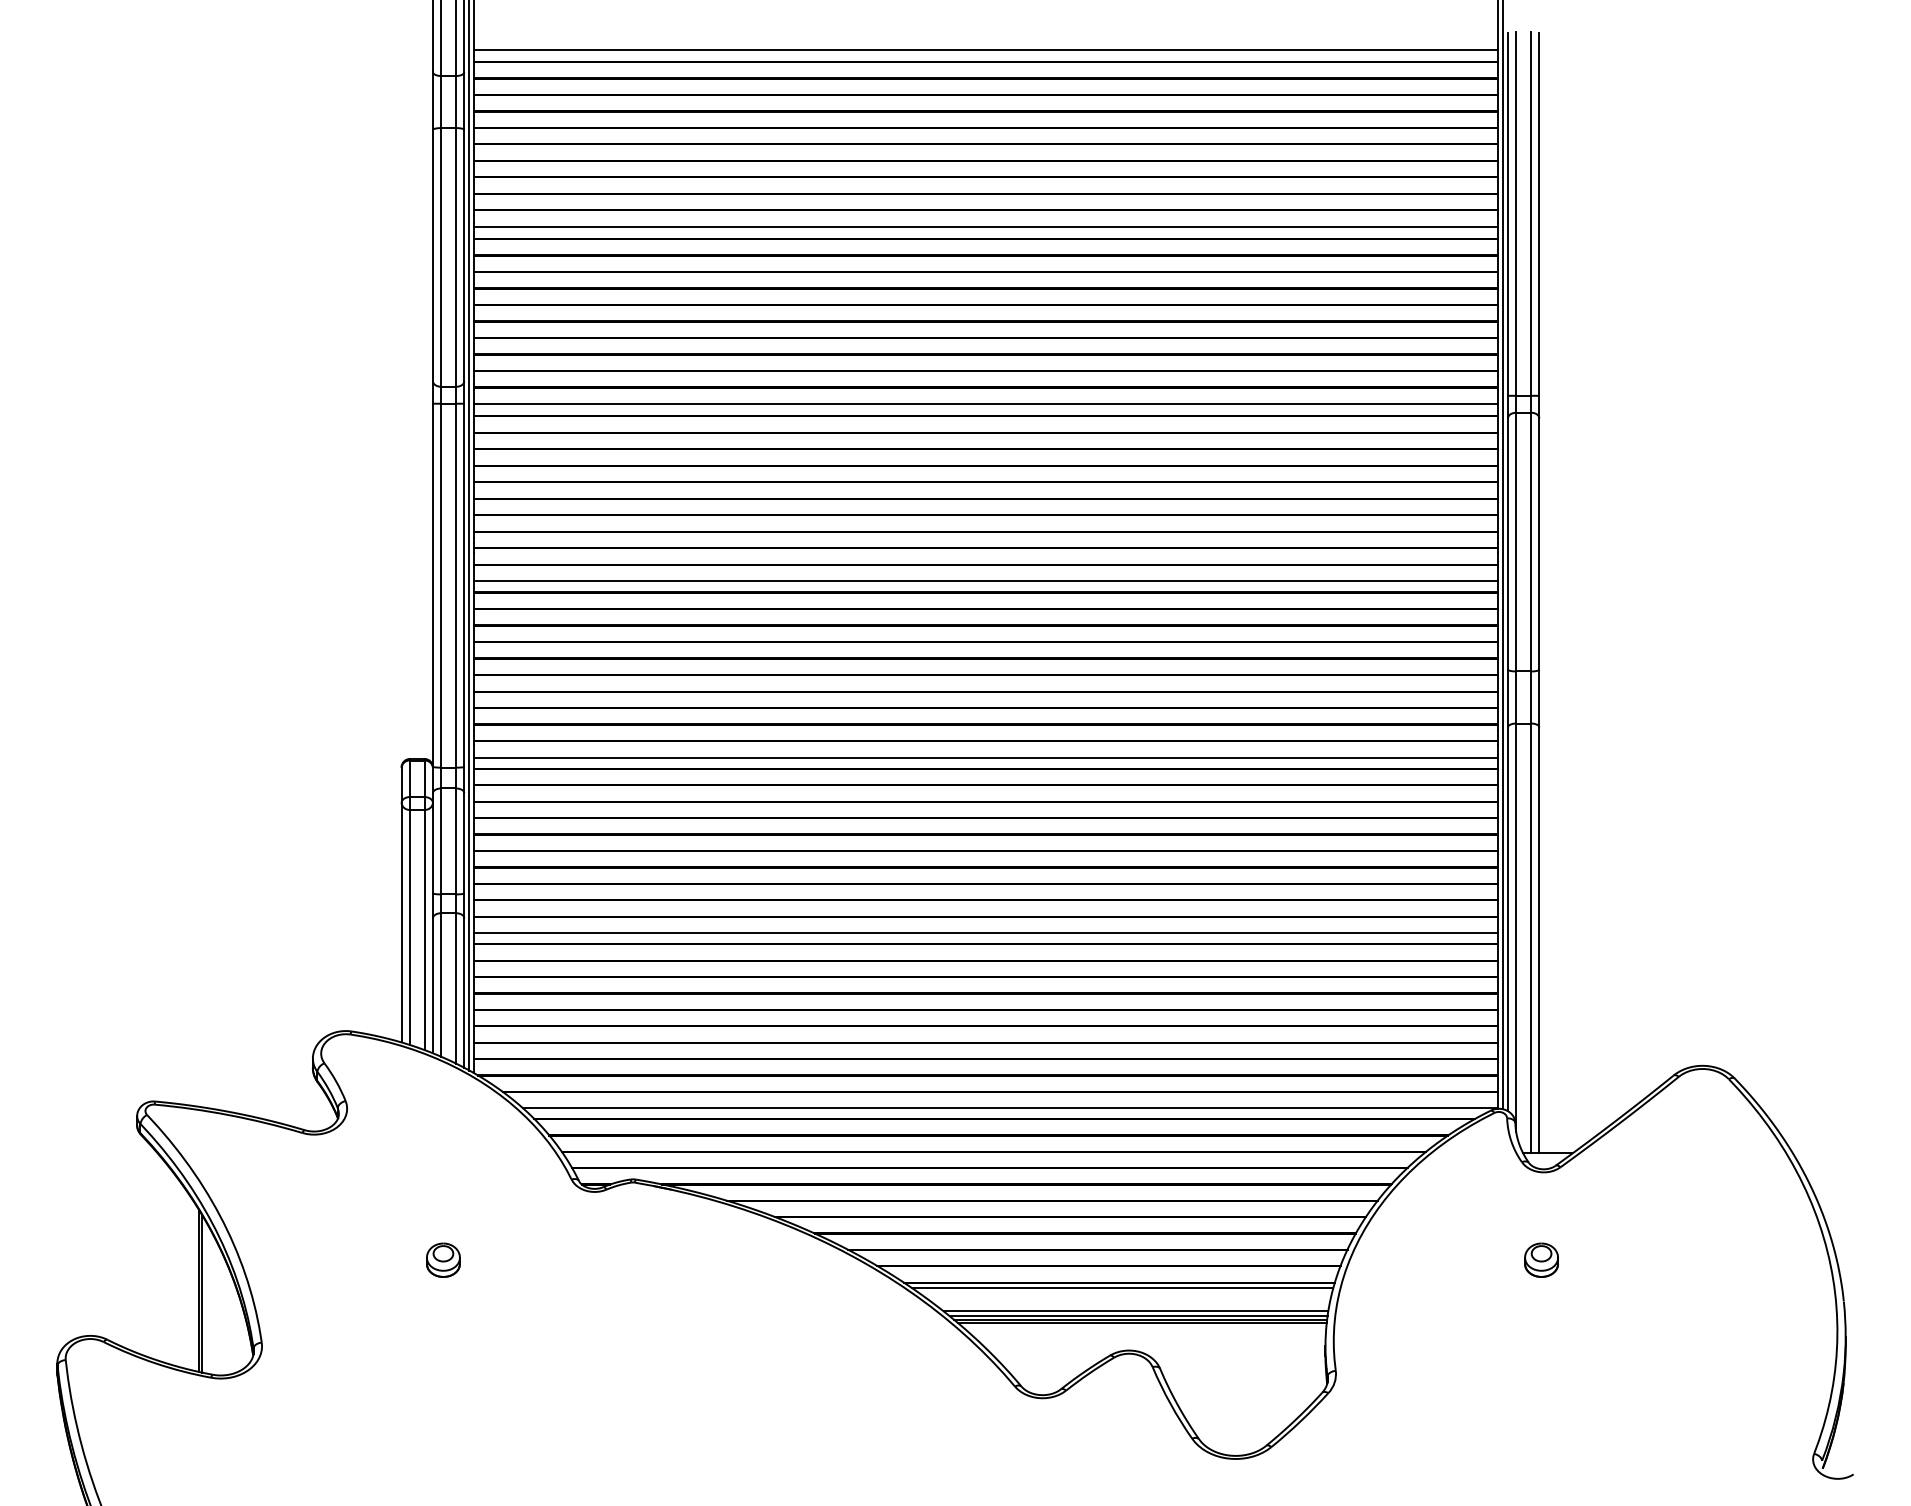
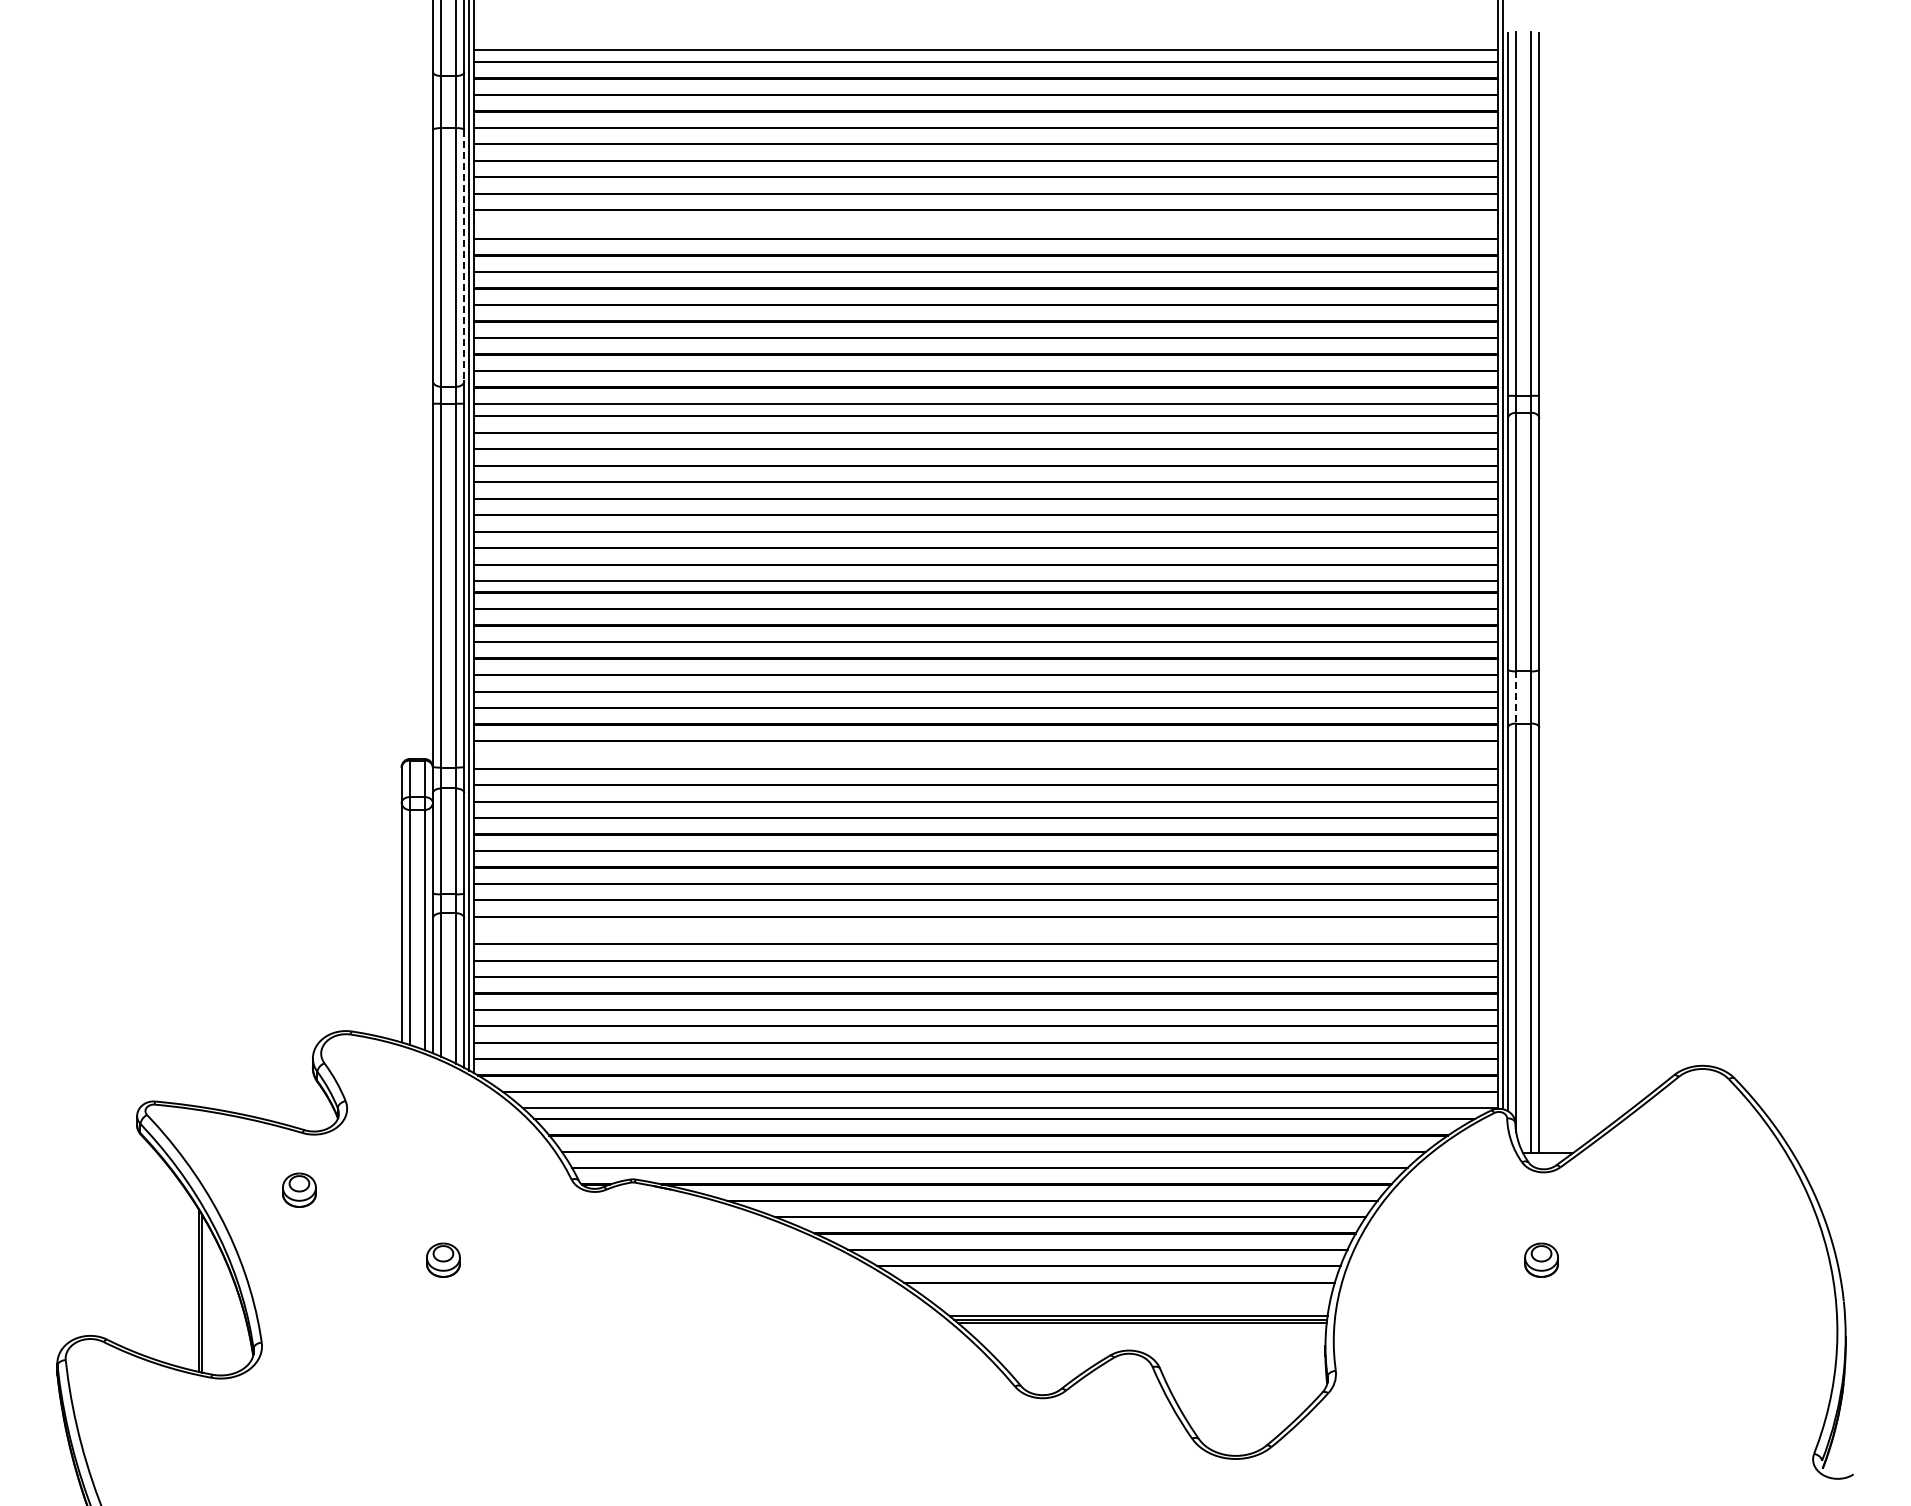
line: present -> none (986, 226)
line: solid -> dashed (464, 255)
line: solid -> dashed (1516, 698)
line: present -> none (986, 757)
line: present -> none (986, 933)
part: none -> present (299, 1189)
line: present -> none (1122, 1288)
line: present -> none (1135, 1311)
